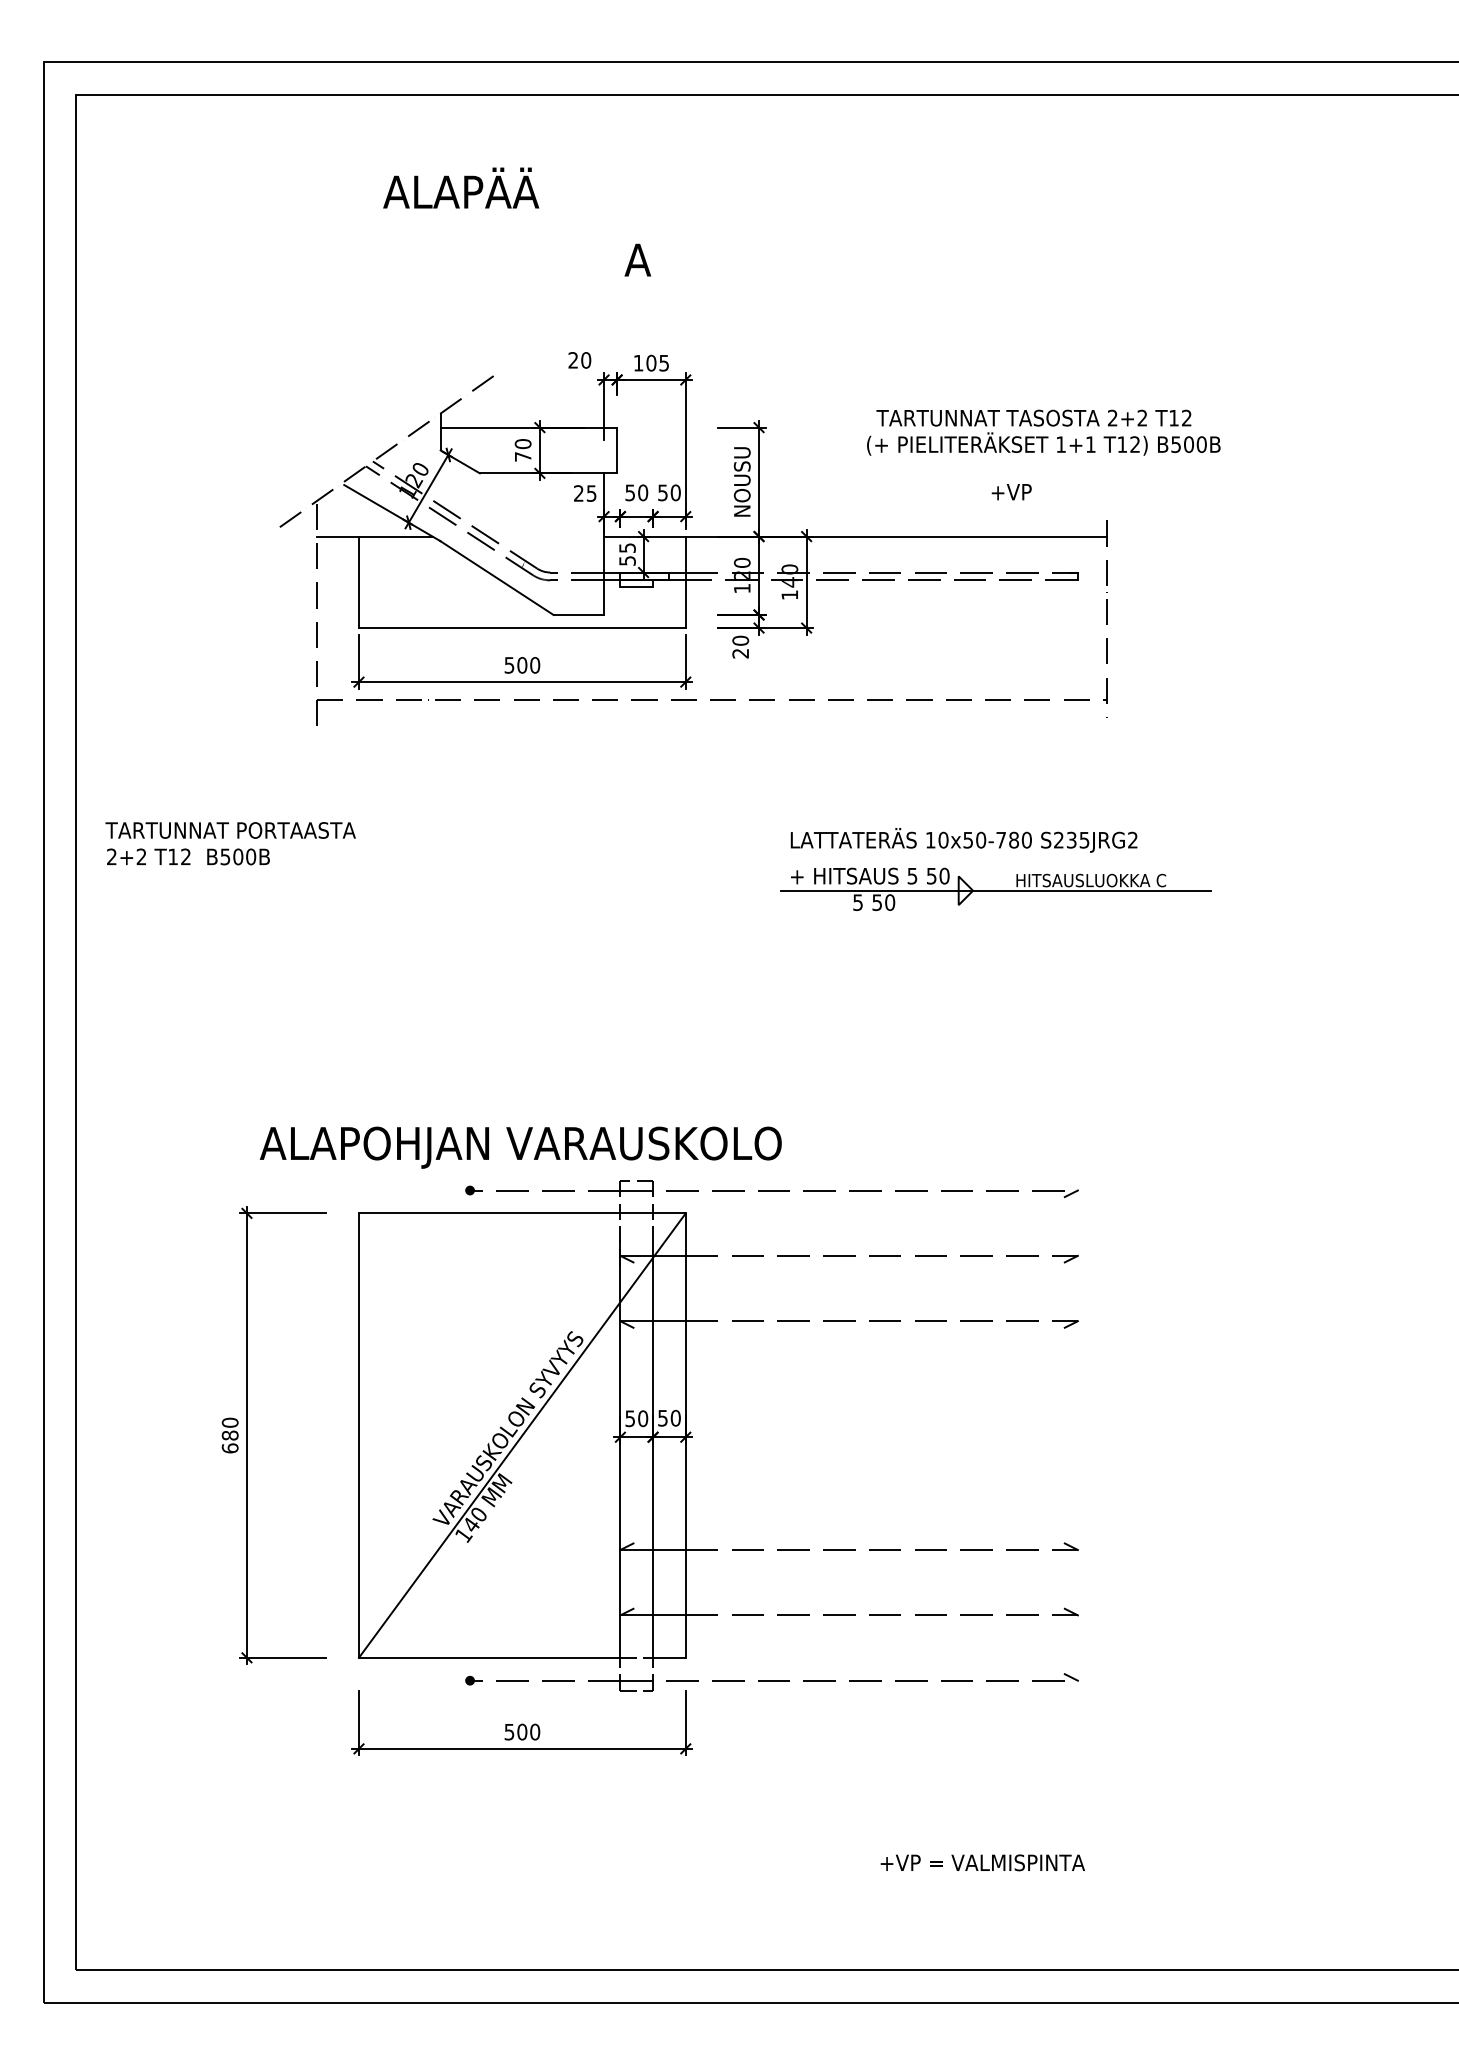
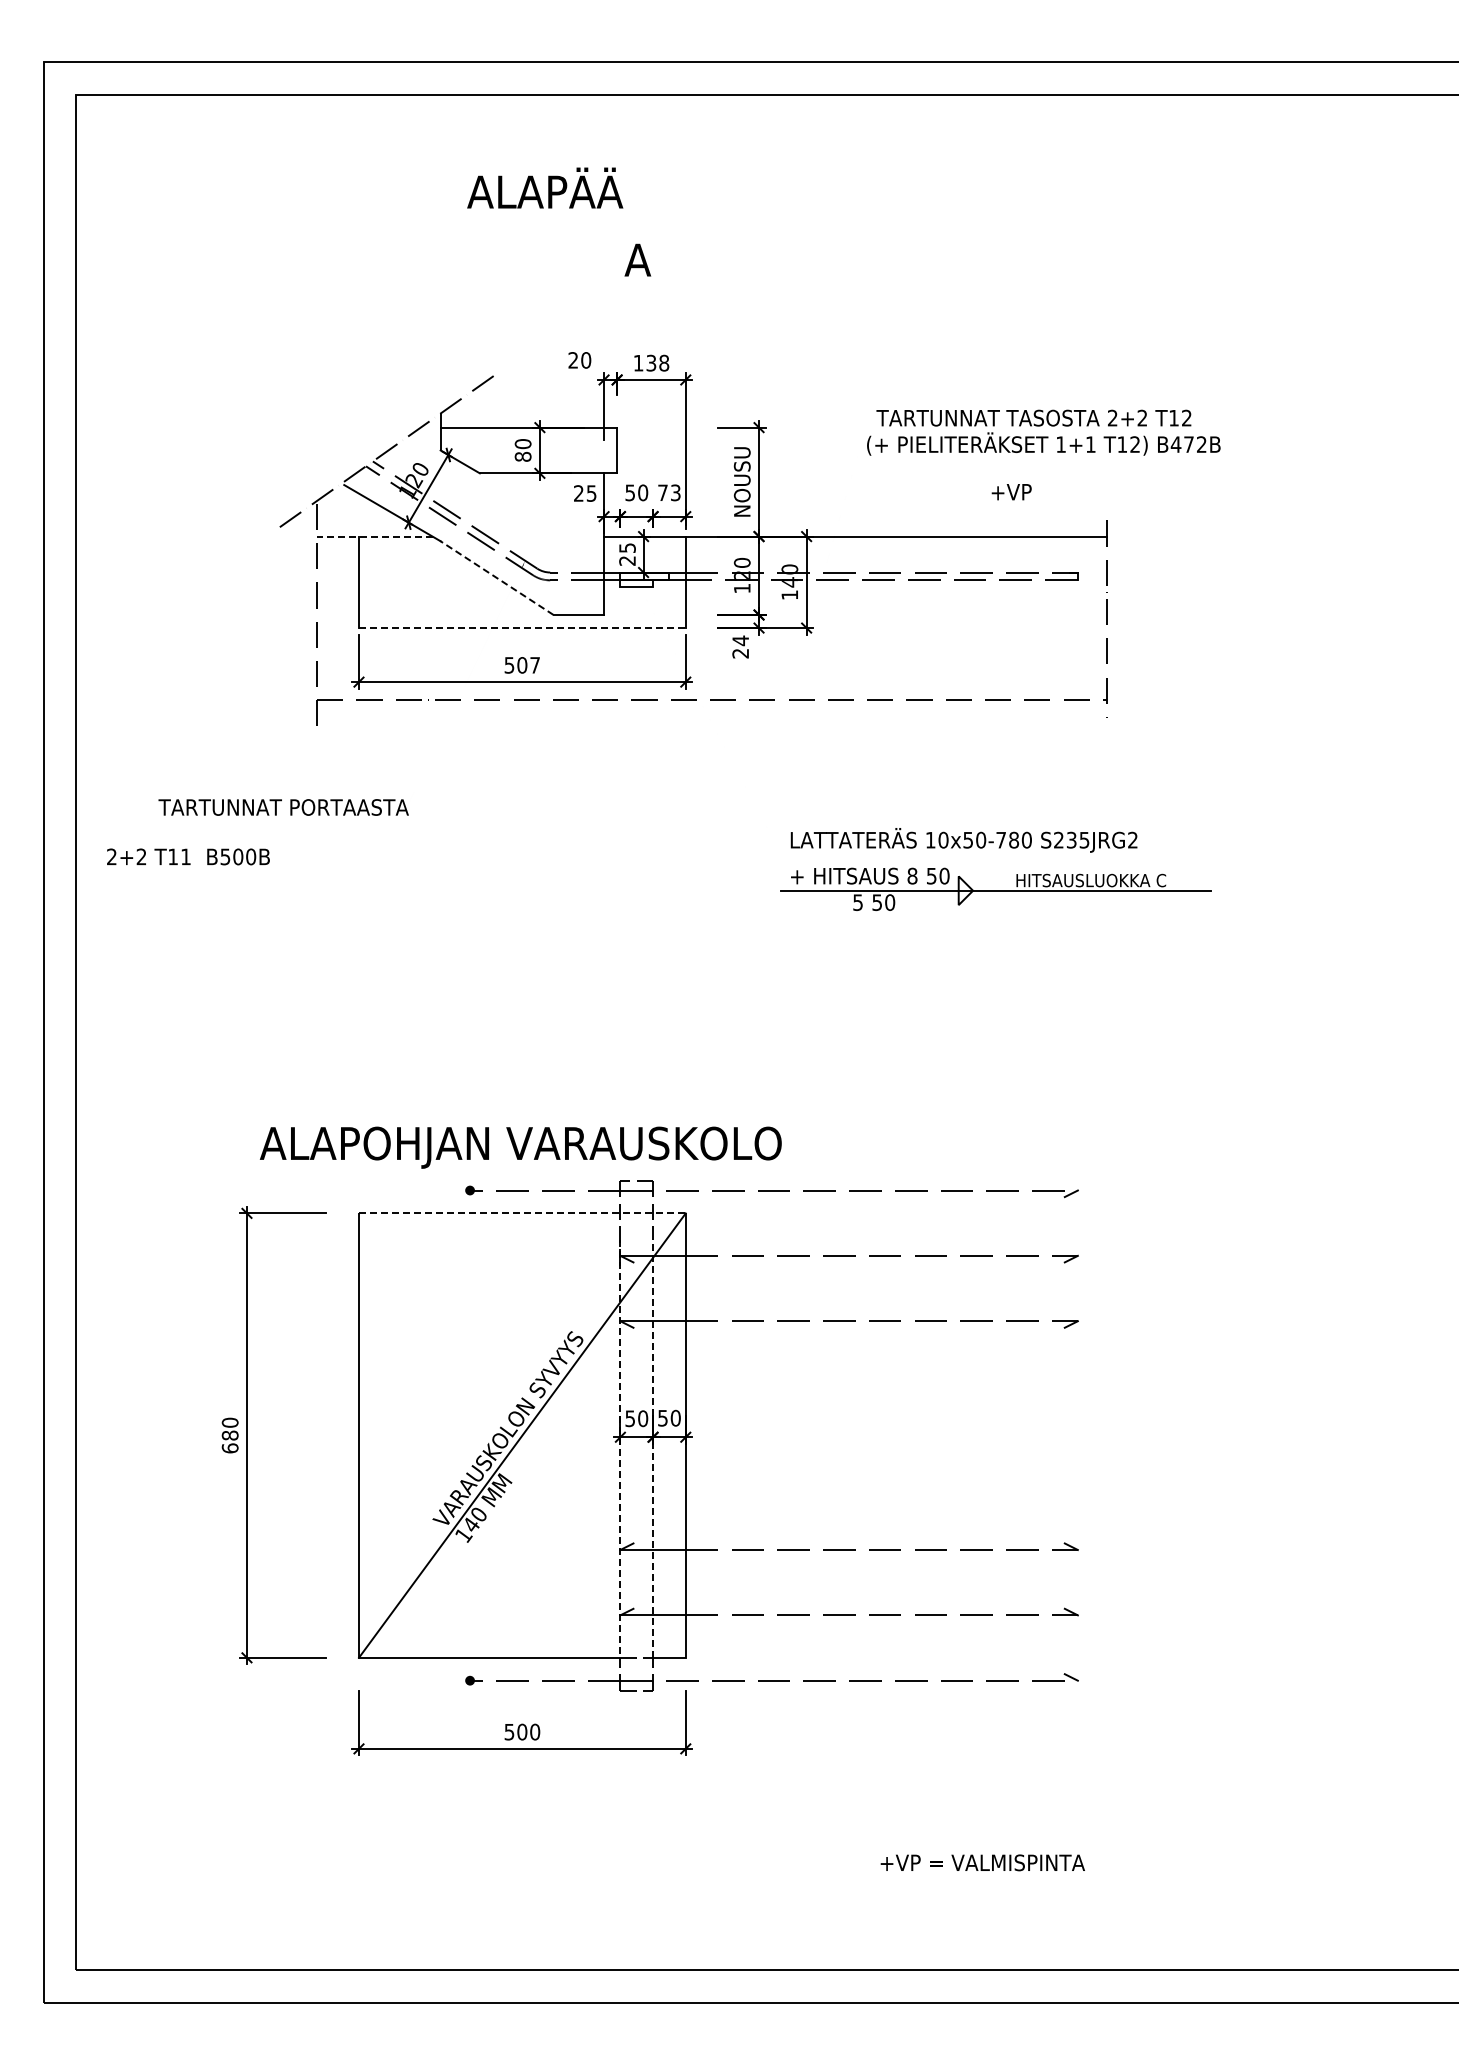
text position: (461, 187) -> (545, 187) (545, 187)
text: 105 -> 138 (657, 362)
text: B500B -> B472B (1188, 444)
text: 70 -> 80 (522, 456)
text: 50 -> 73 (669, 492)
line: solid -> dashed (374, 536)
text: 55 -> 25 (627, 560)
line: solid -> dashed (496, 577)
line: solid -> dashed (522, 628)
text: 20 -> 24 (740, 640)
text: 500 -> 507 (535, 665)
text position: (230, 830) -> (283, 807) (283, 807)
text: T12 -> T11 (185, 856)
text: 5 -> 8 (912, 875)
line: solid -> dashed (522, 1213)
line: solid -> dashed (653, 1448)
line: solid -> dashed (620, 1449)
